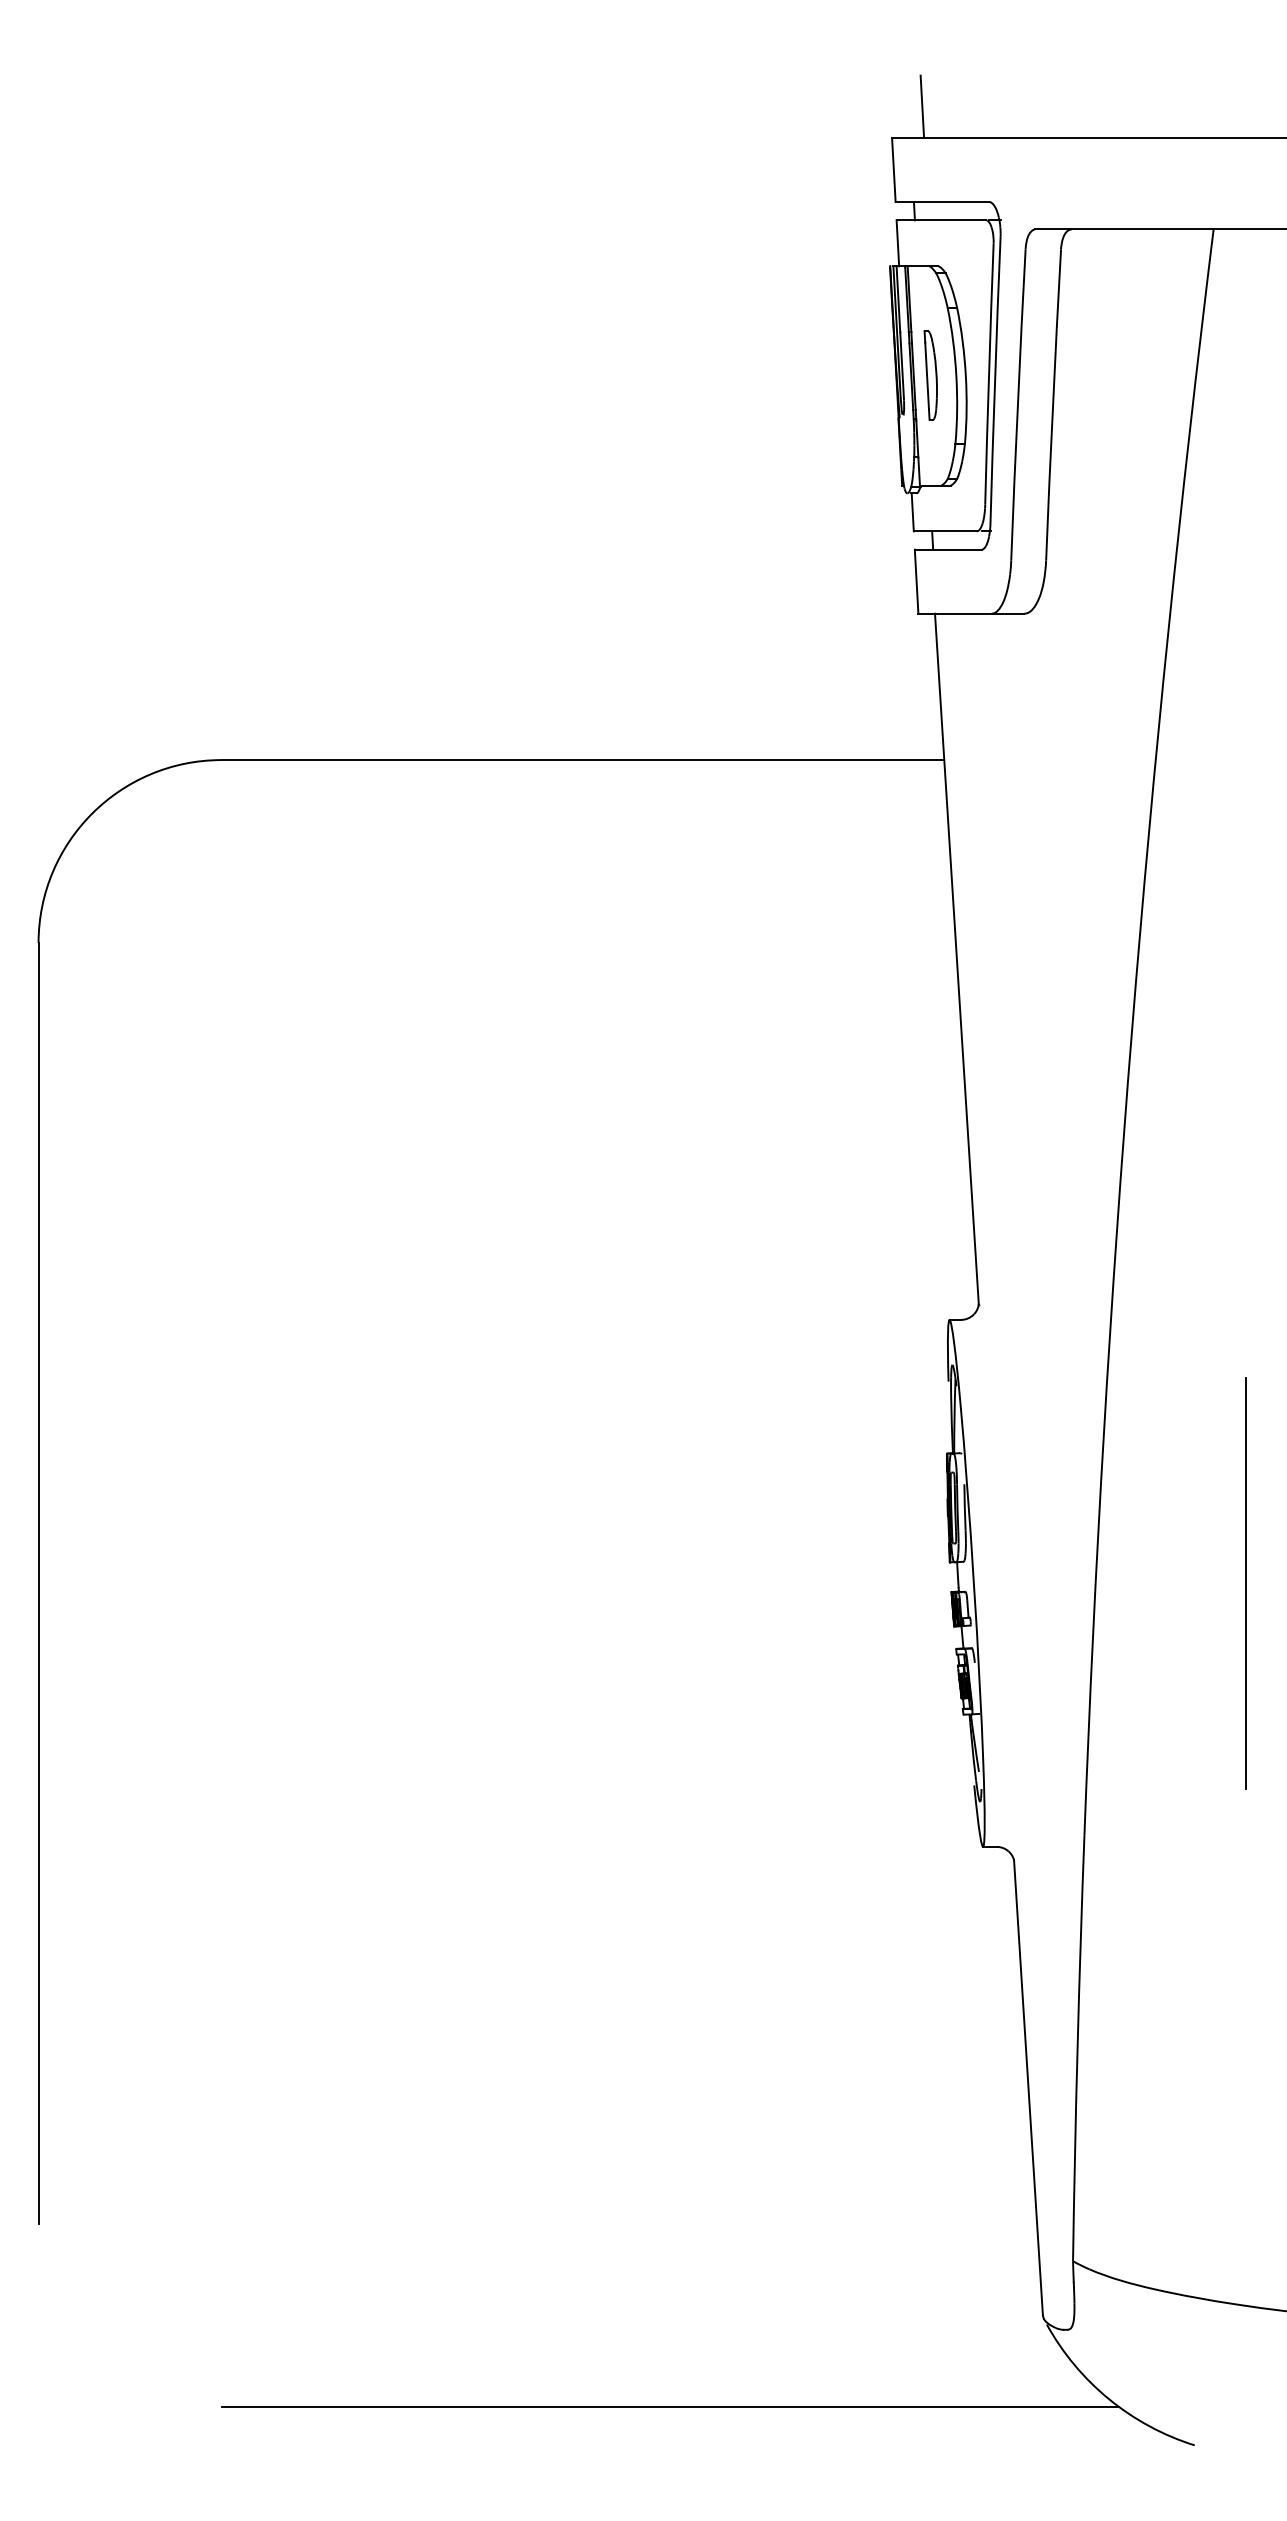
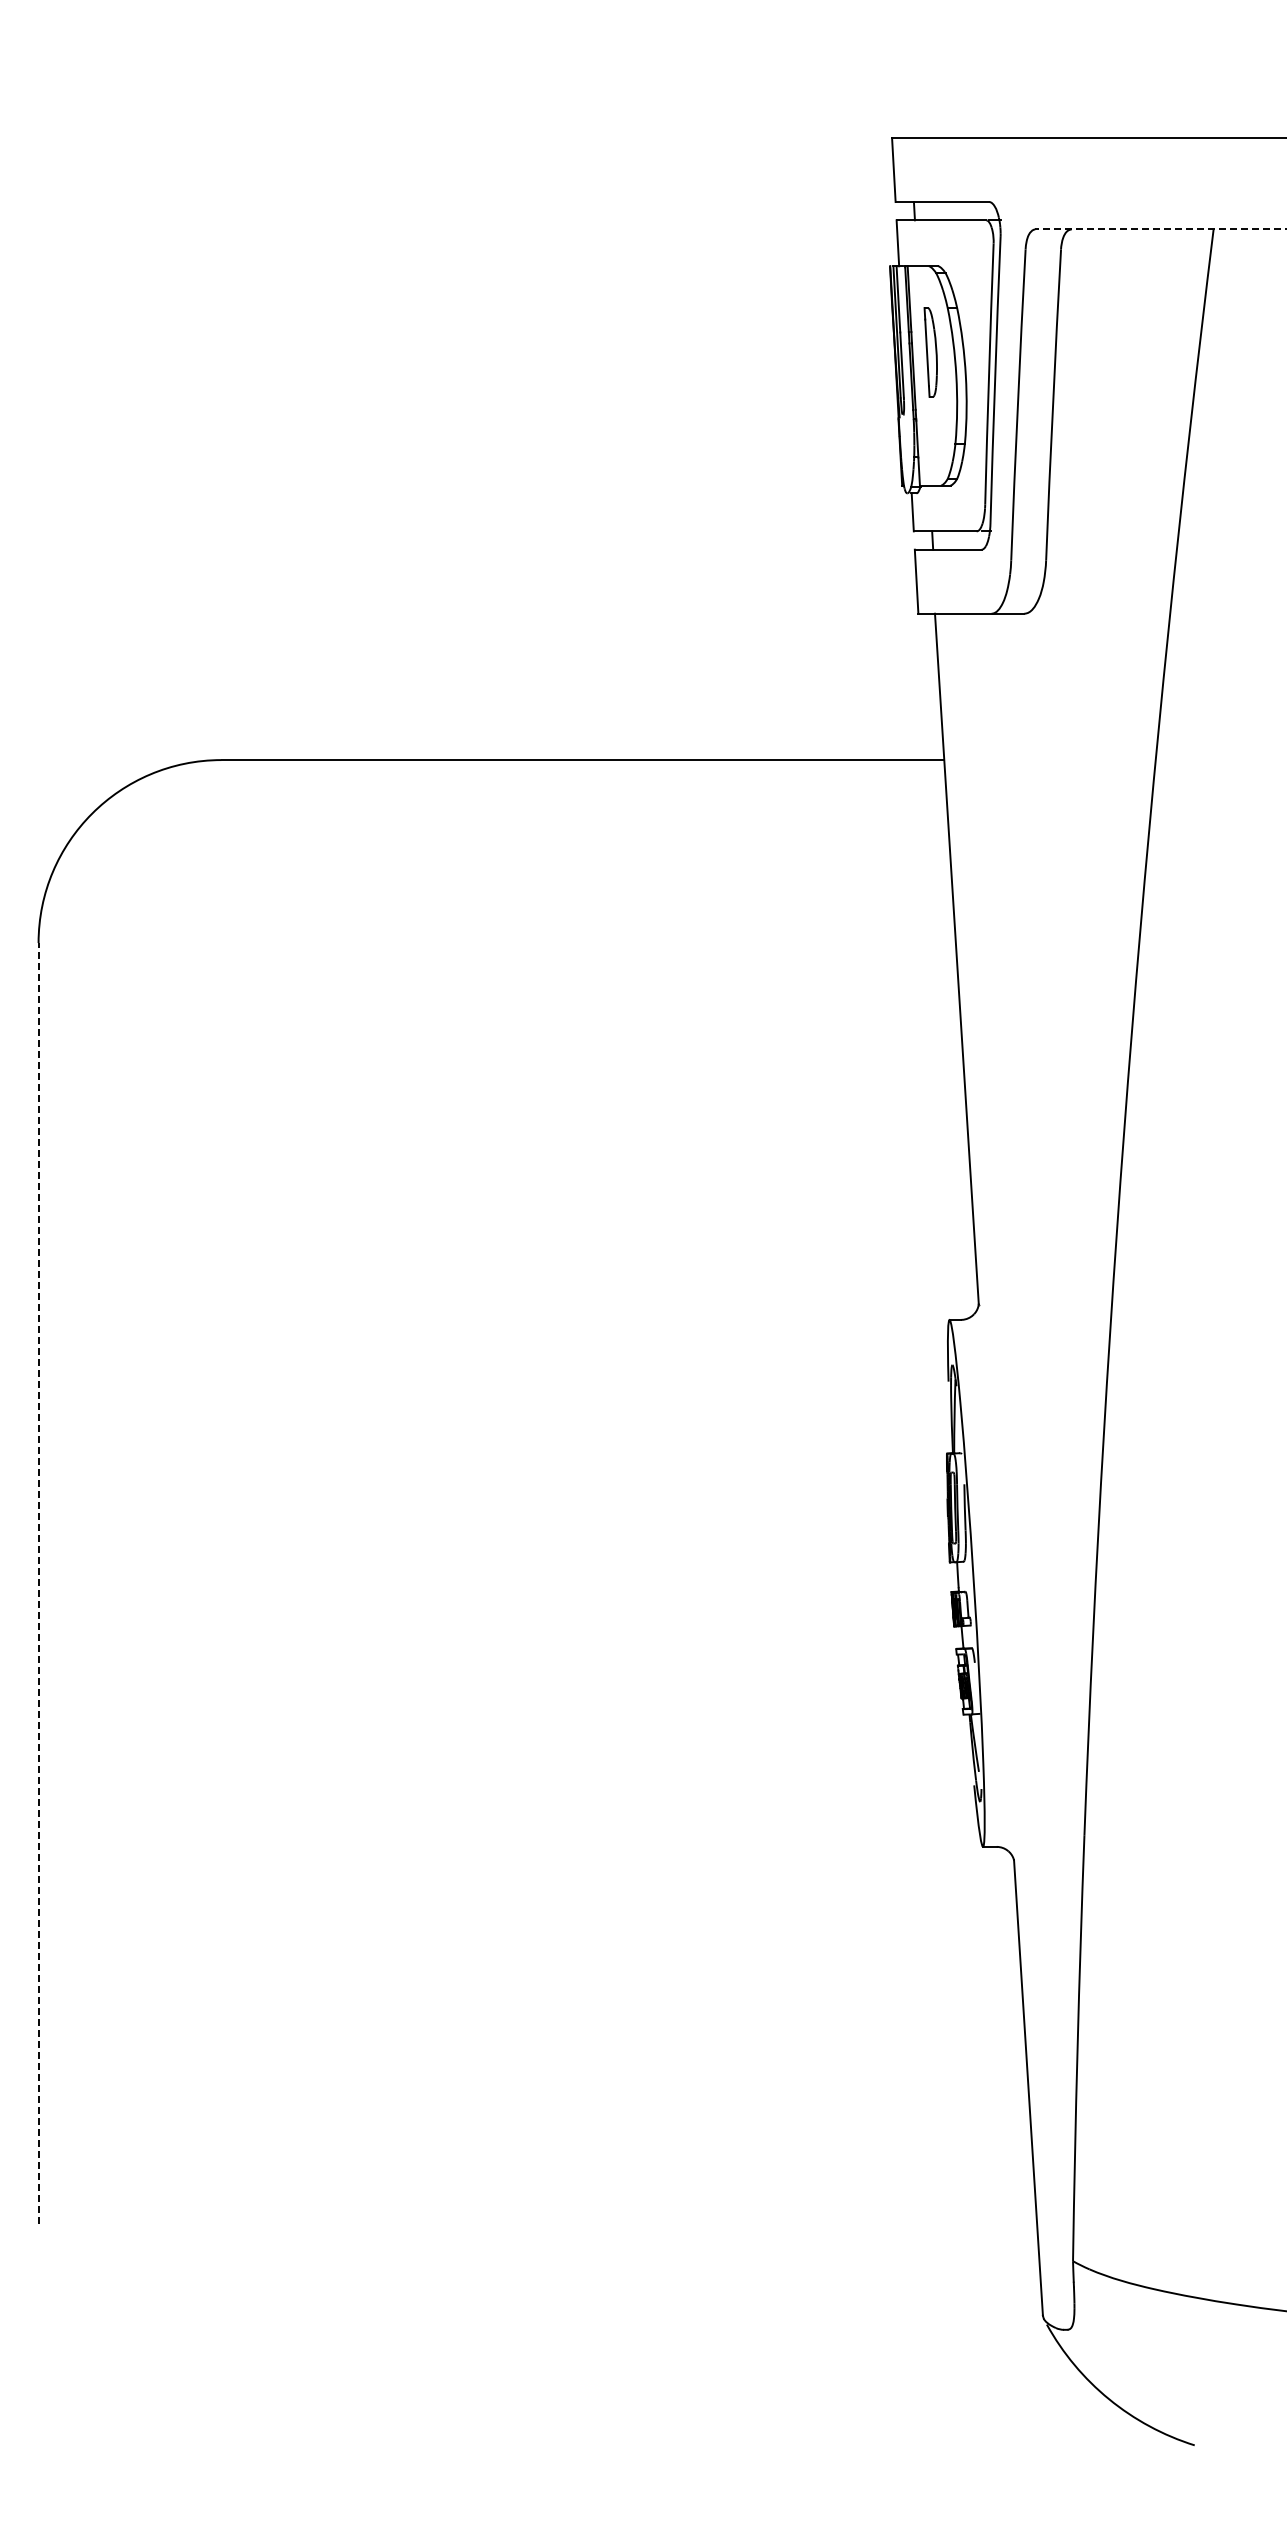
line: present -> none (922, 106)
line: solid -> dashed (1160, 229)
part position: (930, 375) -> (930, 352) (930, 352)
line: solid -> dashed (38, 1582)
line: present -> none (1246, 1583)
line: present -> none (669, 2406)
